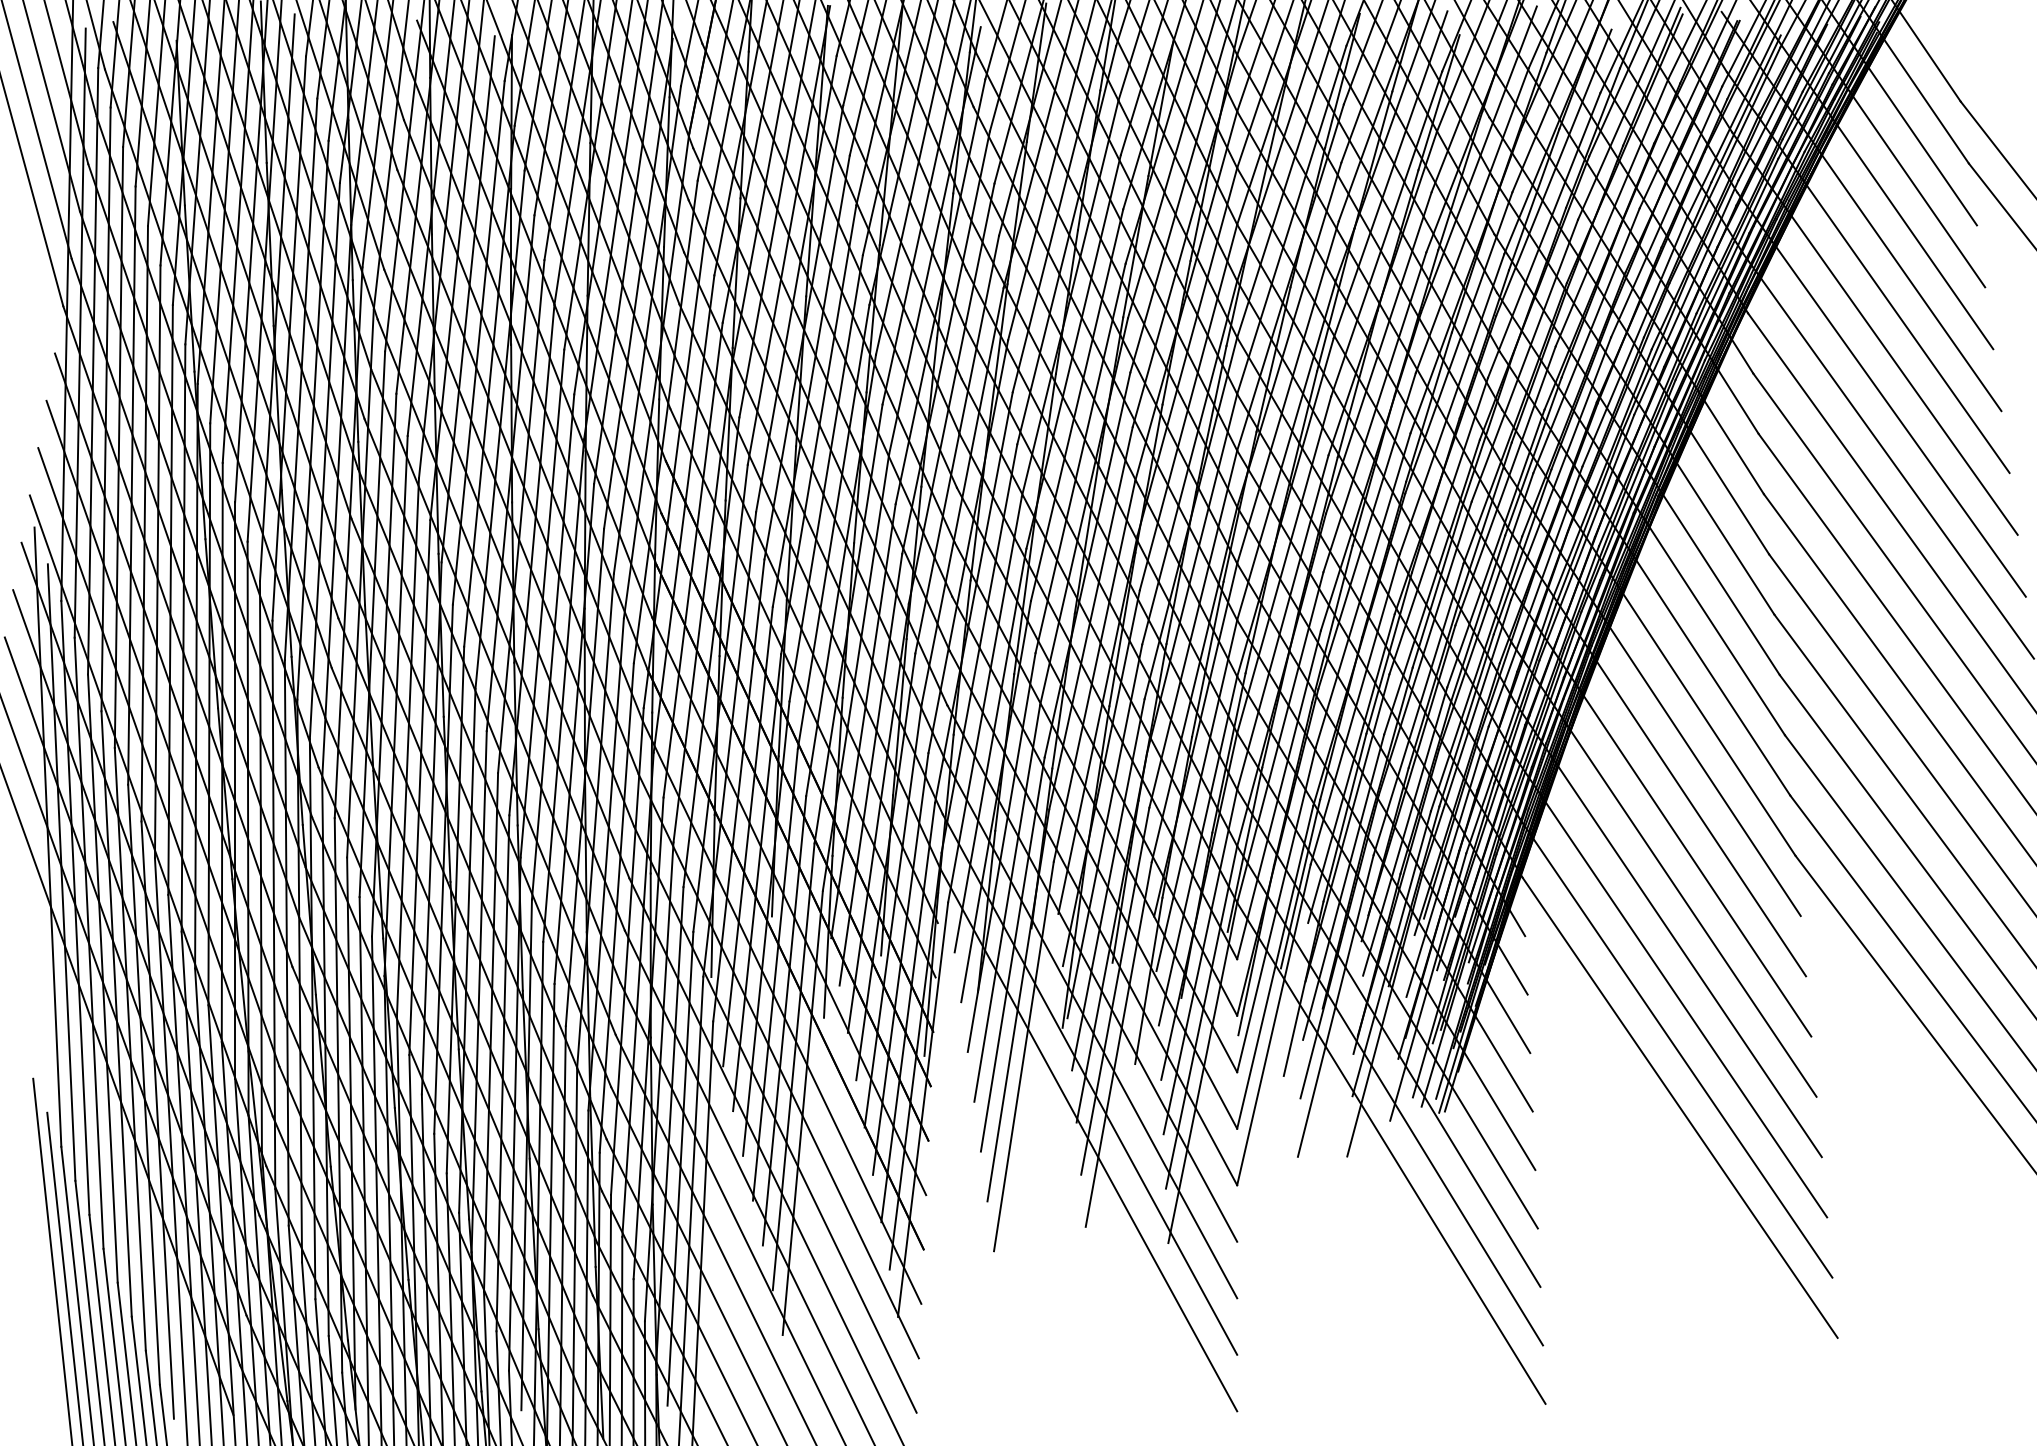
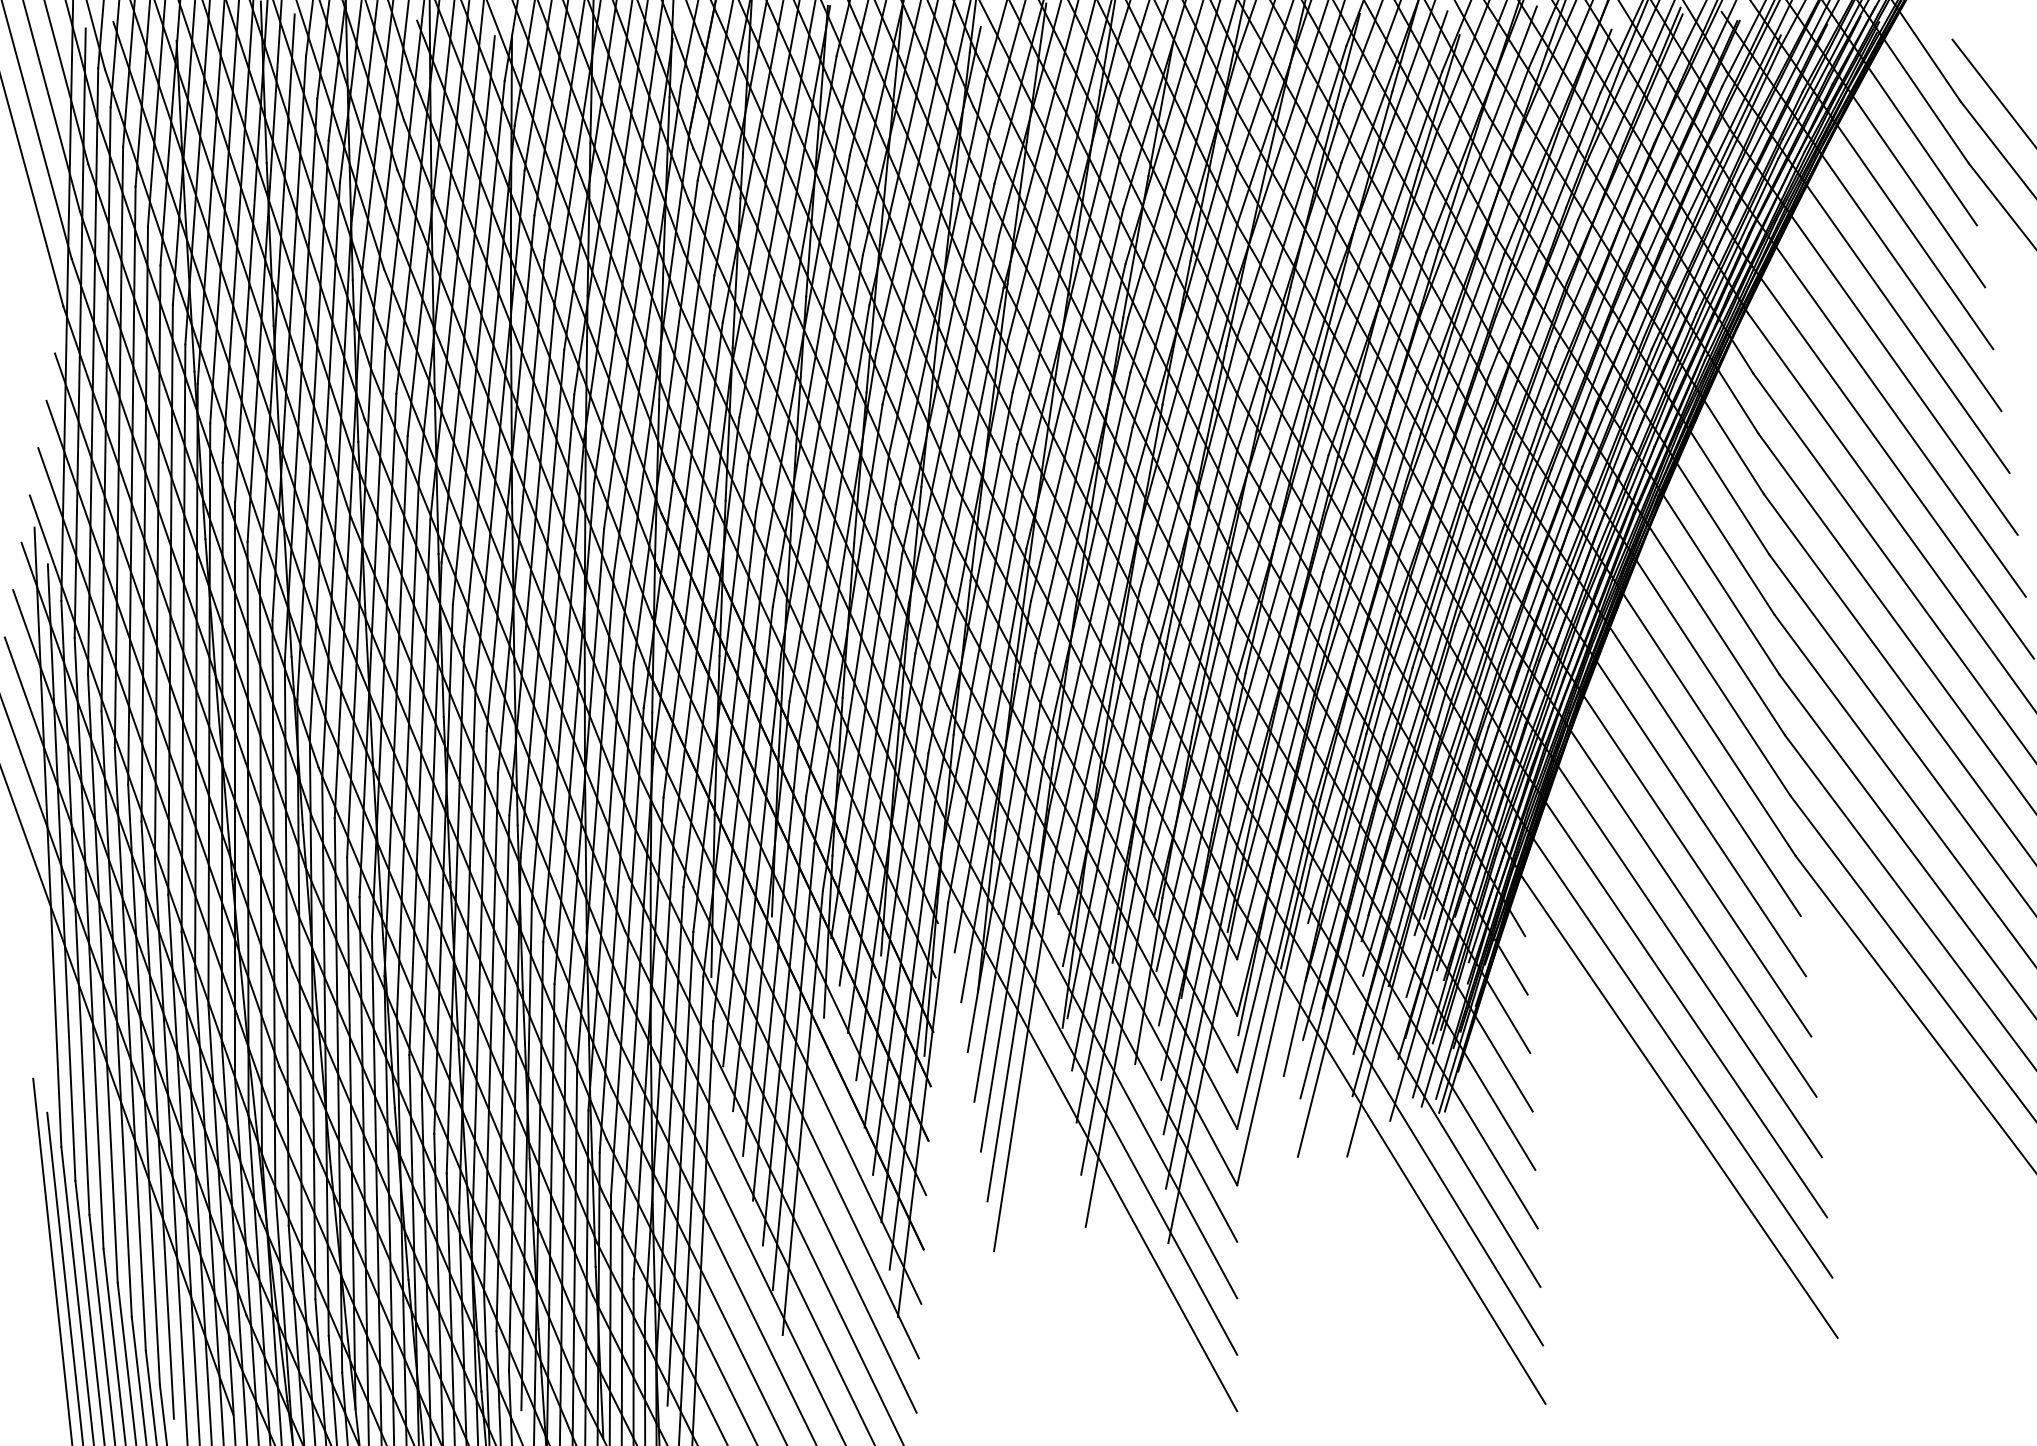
line: none -> present (1992, 91)
